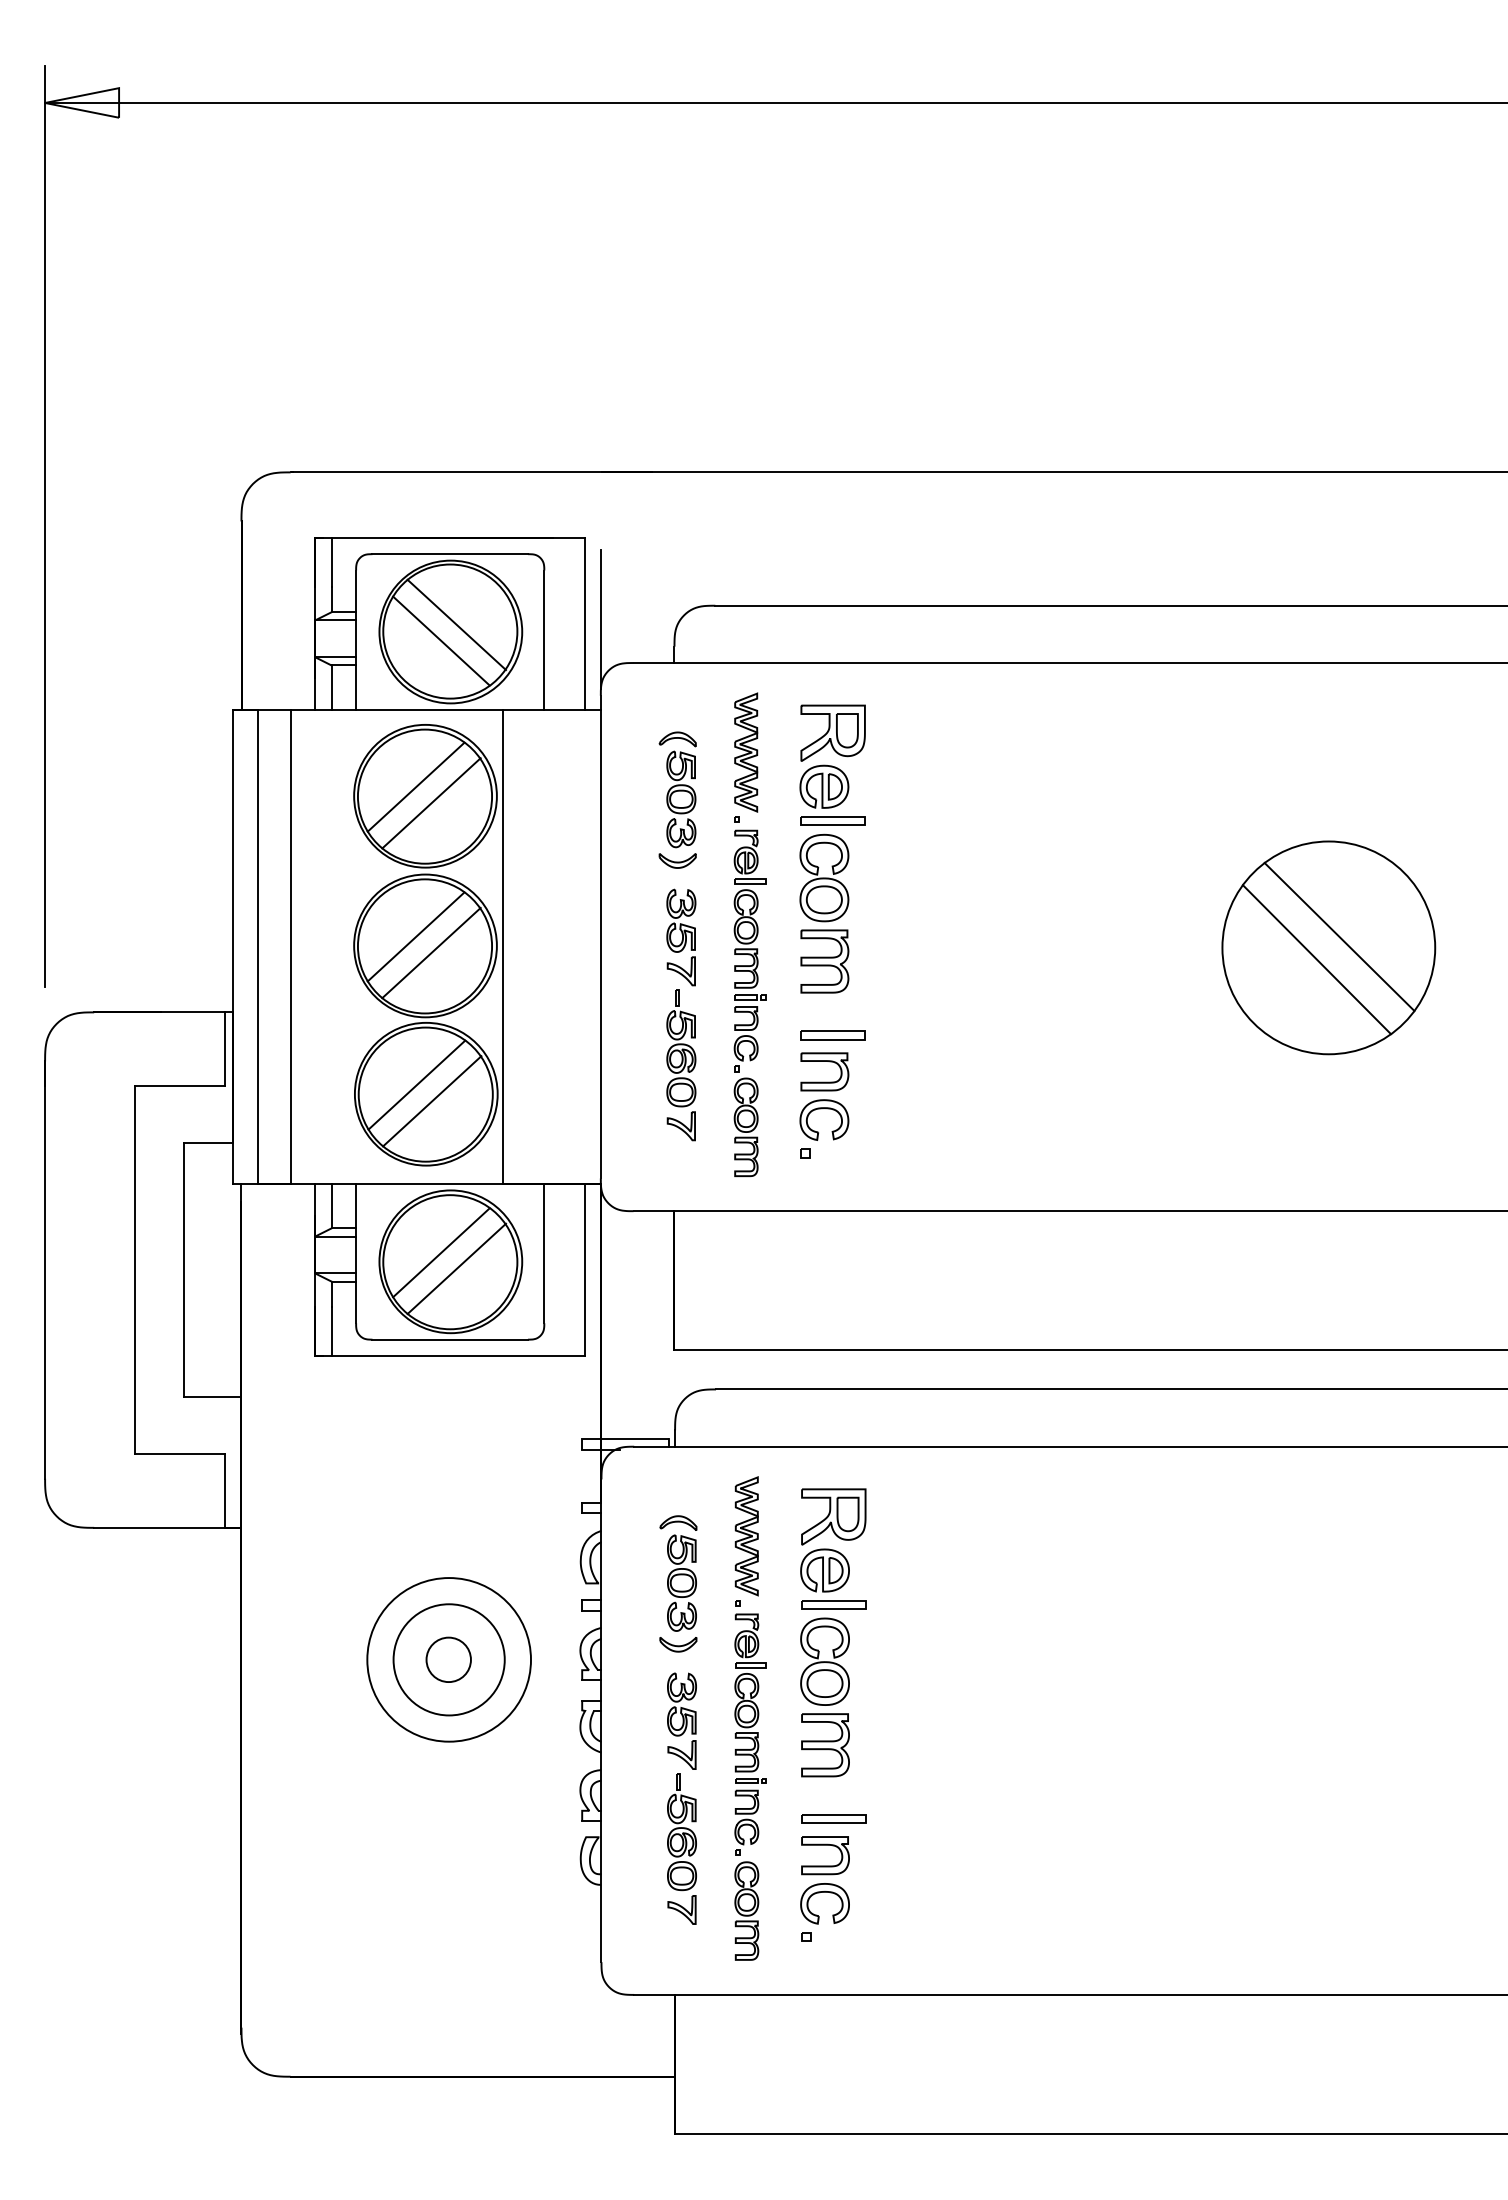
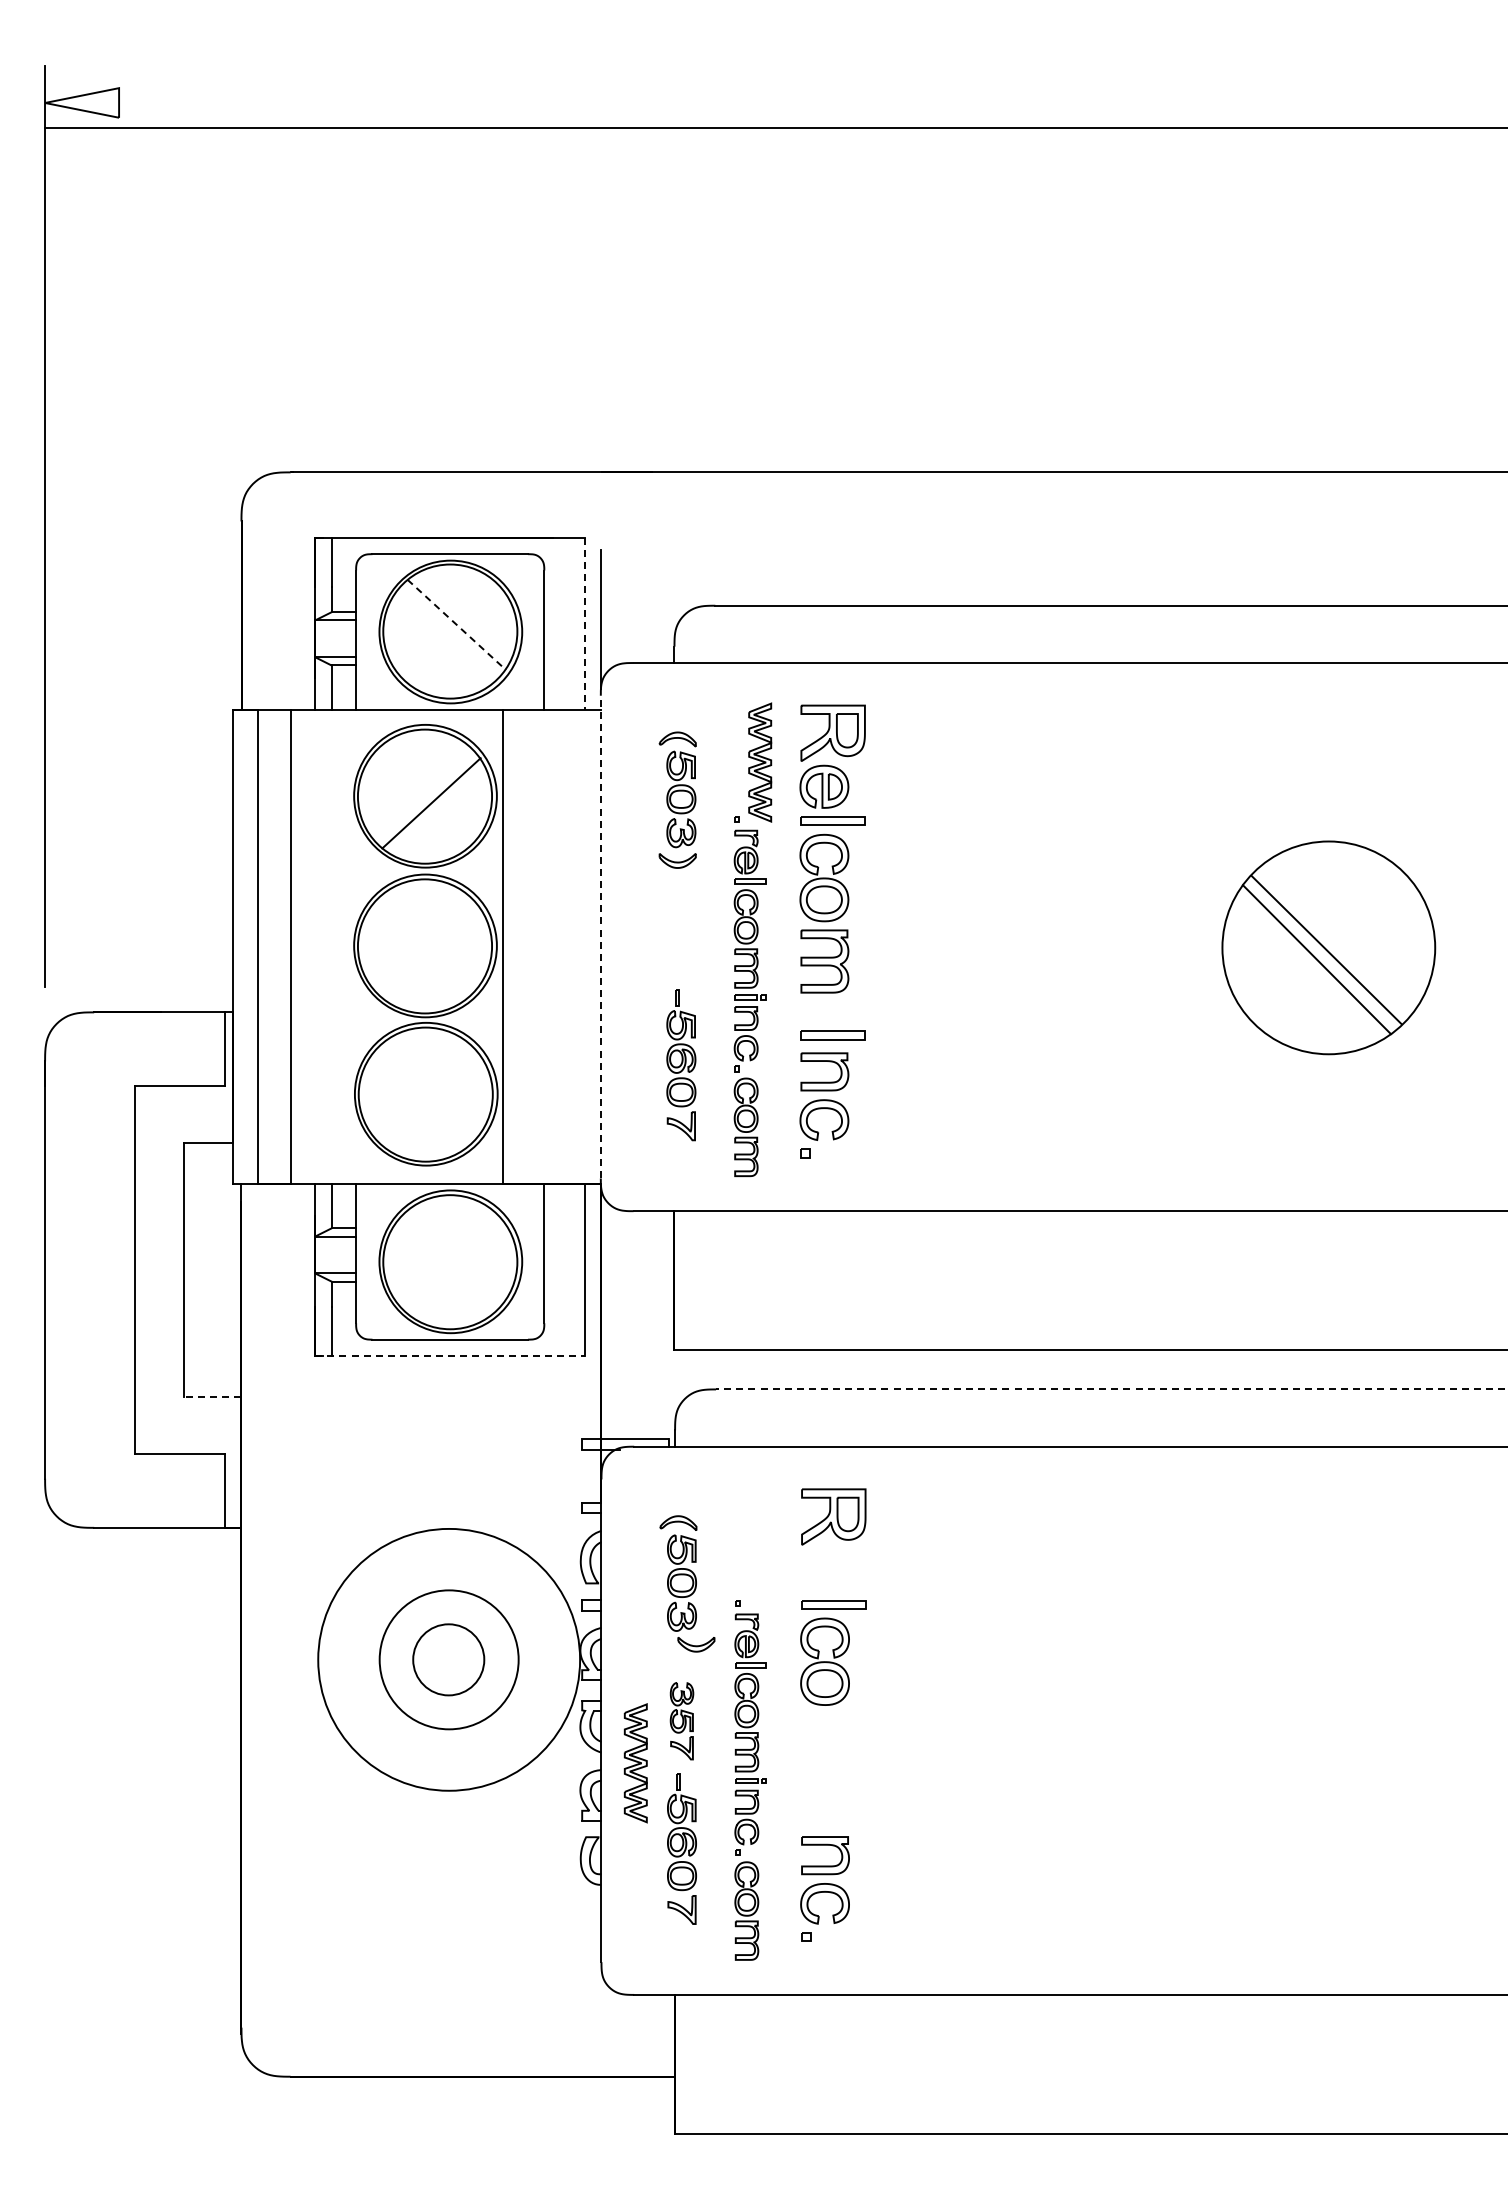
line position: (774, 102) -> (774, 127) (774, 127)
line: solid -> dashed (585, 623)
line: solid -> dashed (456, 624)
line: present -> none (441, 640)
part position: (746, 752) -> (760, 762) (760, 762)
line: present -> none (415, 786)
line: present -> none (415, 936)
line: solid -> dashed (600, 936)
line position: (1339, 936) -> (1326, 949) (1326, 949)
part: present -> none (681, 937)
line: present -> none (431, 952)
line: present -> none (416, 1084)
line: present -> none (432, 1101)
line: present -> none (441, 1252)
line: present -> none (456, 1268)
line: solid -> dashed (450, 1356)
line: solid -> dashed (1111, 1389)
line: solid -> dashed (212, 1396)
part position: (746, 1536) -> (635, 1763) (635, 1763)
part: present -> none (824, 1570)
part position: (678, 1644) -> (696, 1644) (696, 1644)
circle diameter: 111 px -> 139 px (448, 1659)
circle diameter: 44 px -> 71 px (448, 1659)
circle diameter: 164 px -> 262 px (449, 1659)
part size: 30x98 px -> 26x79 px (681, 1721)
part: present -> none (825, 1745)
part: present -> none (833, 1818)
